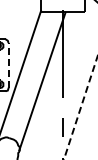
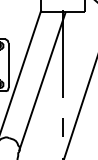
line: dashed -> solid (8, 64)
line: dashed -> solid (80, 107)
